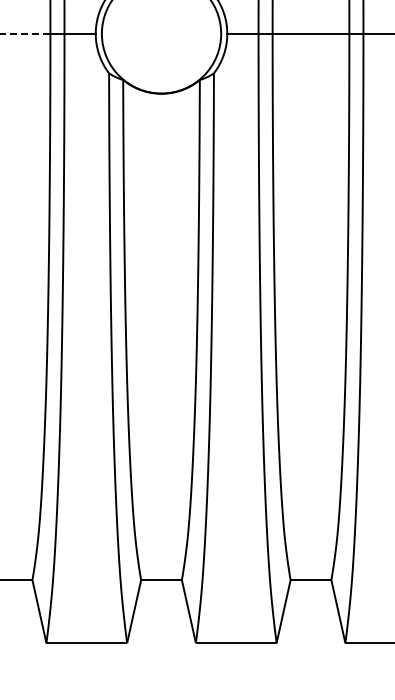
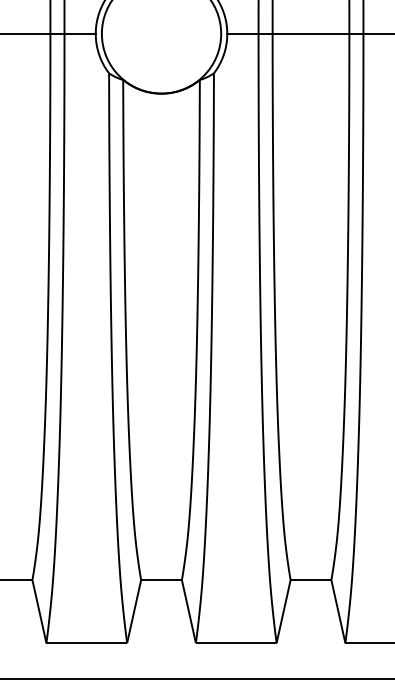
line: dashed -> solid (25, 33)
line: none -> present (196, 679)
